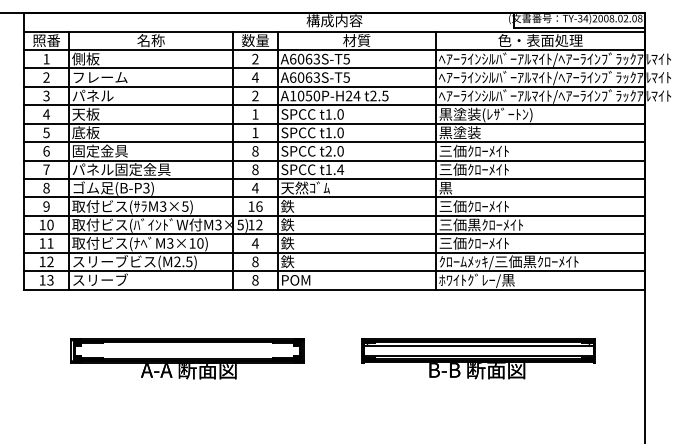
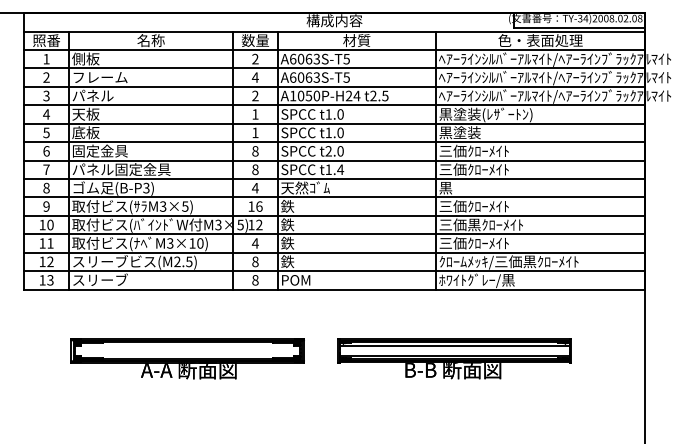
part position: (478, 358) -> (454, 358) (454, 358)
